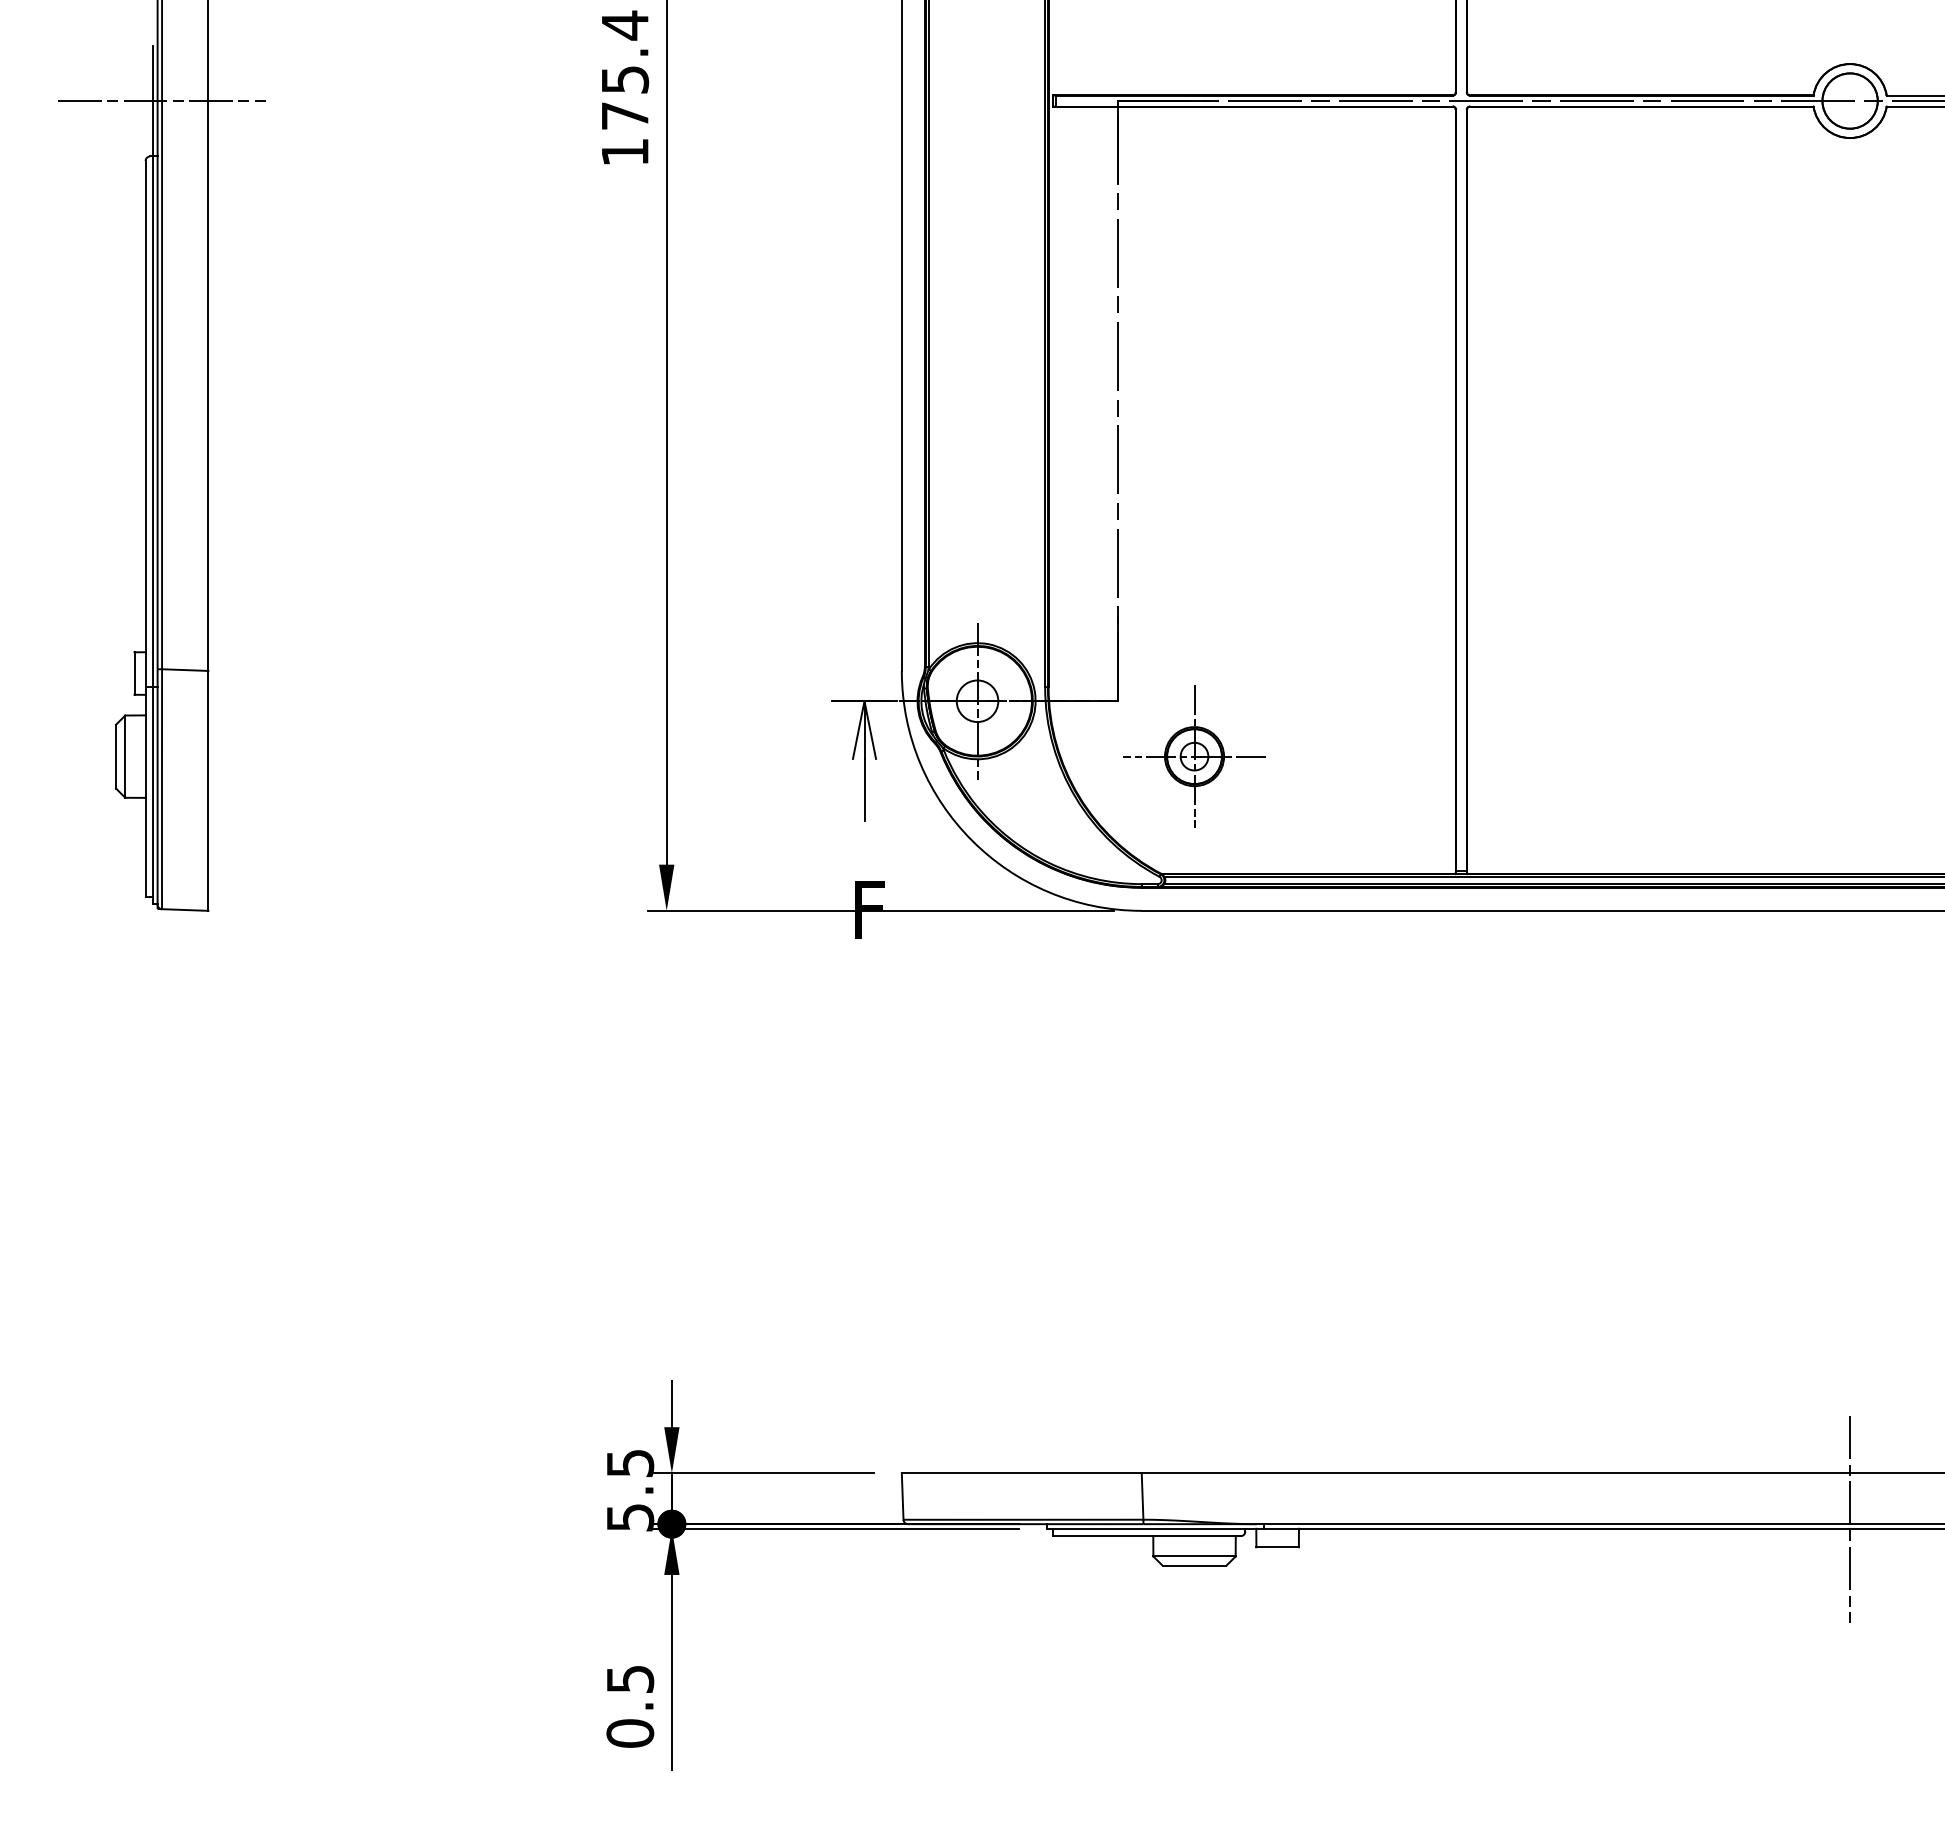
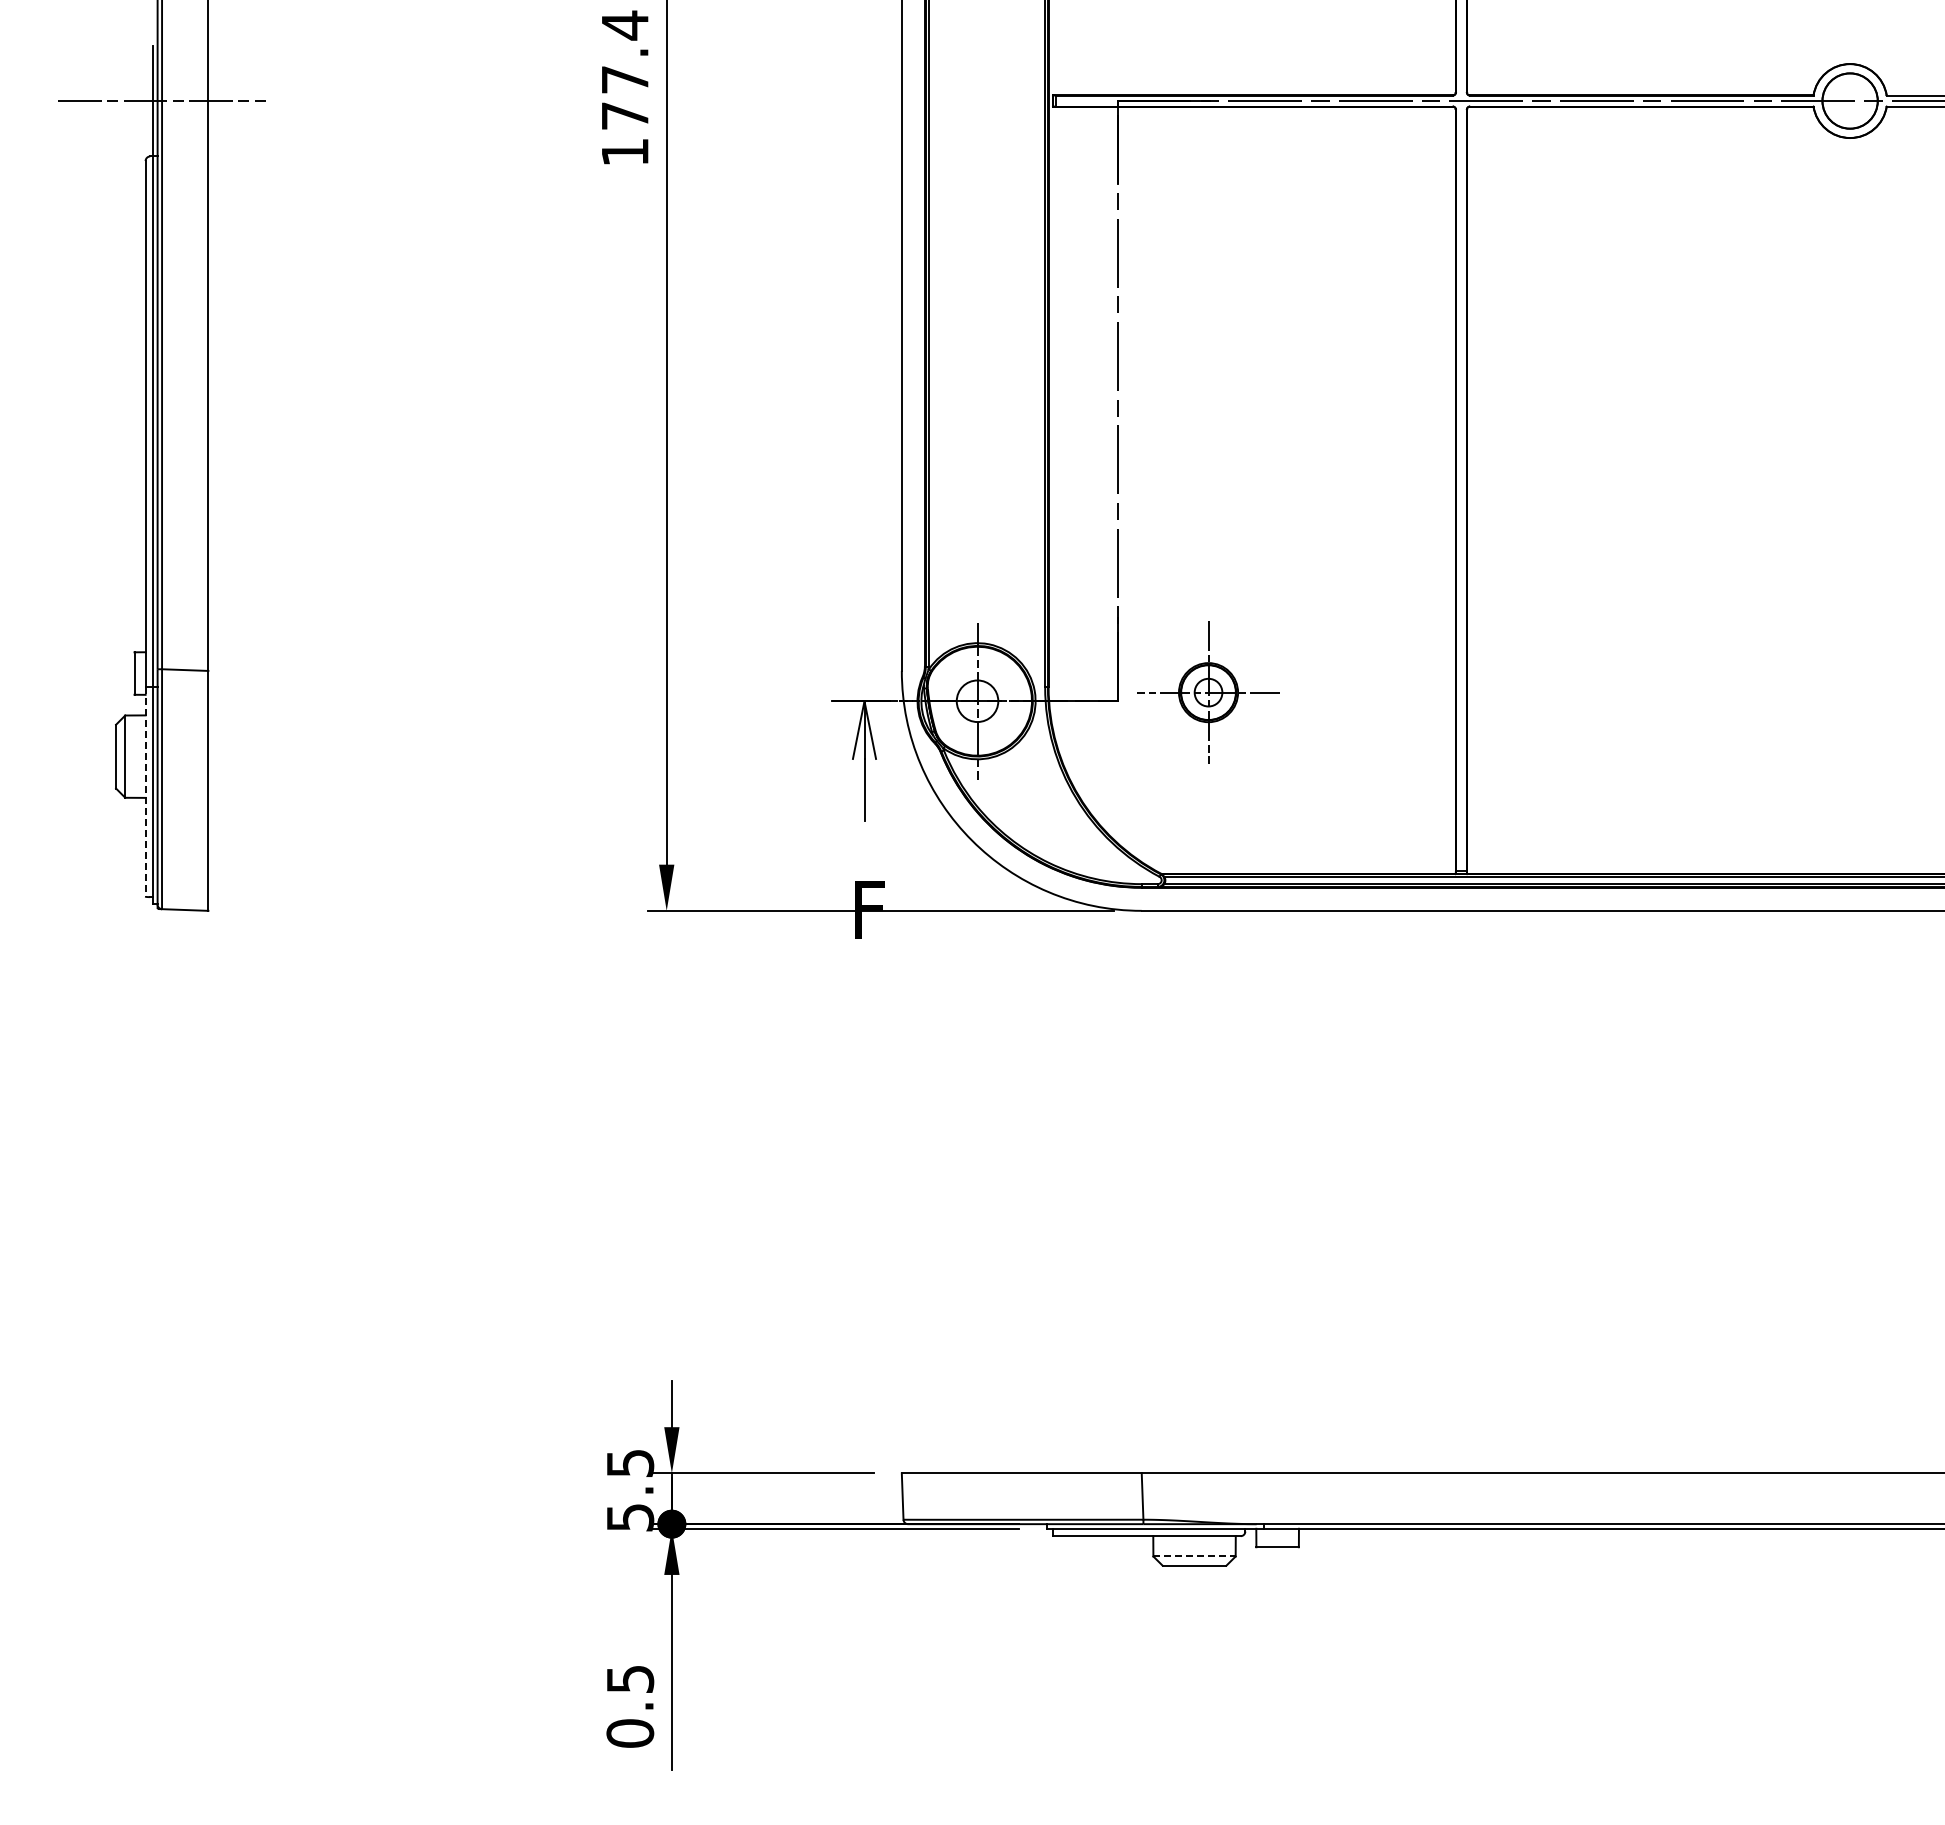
text: 175.4 -> 177.4 (625, 79)
part position: (1194, 756) -> (1208, 692) (1208, 692)
line: solid -> dashed (145, 792)
line: present -> none (1850, 1519)
line: solid -> dashed (1195, 1556)
